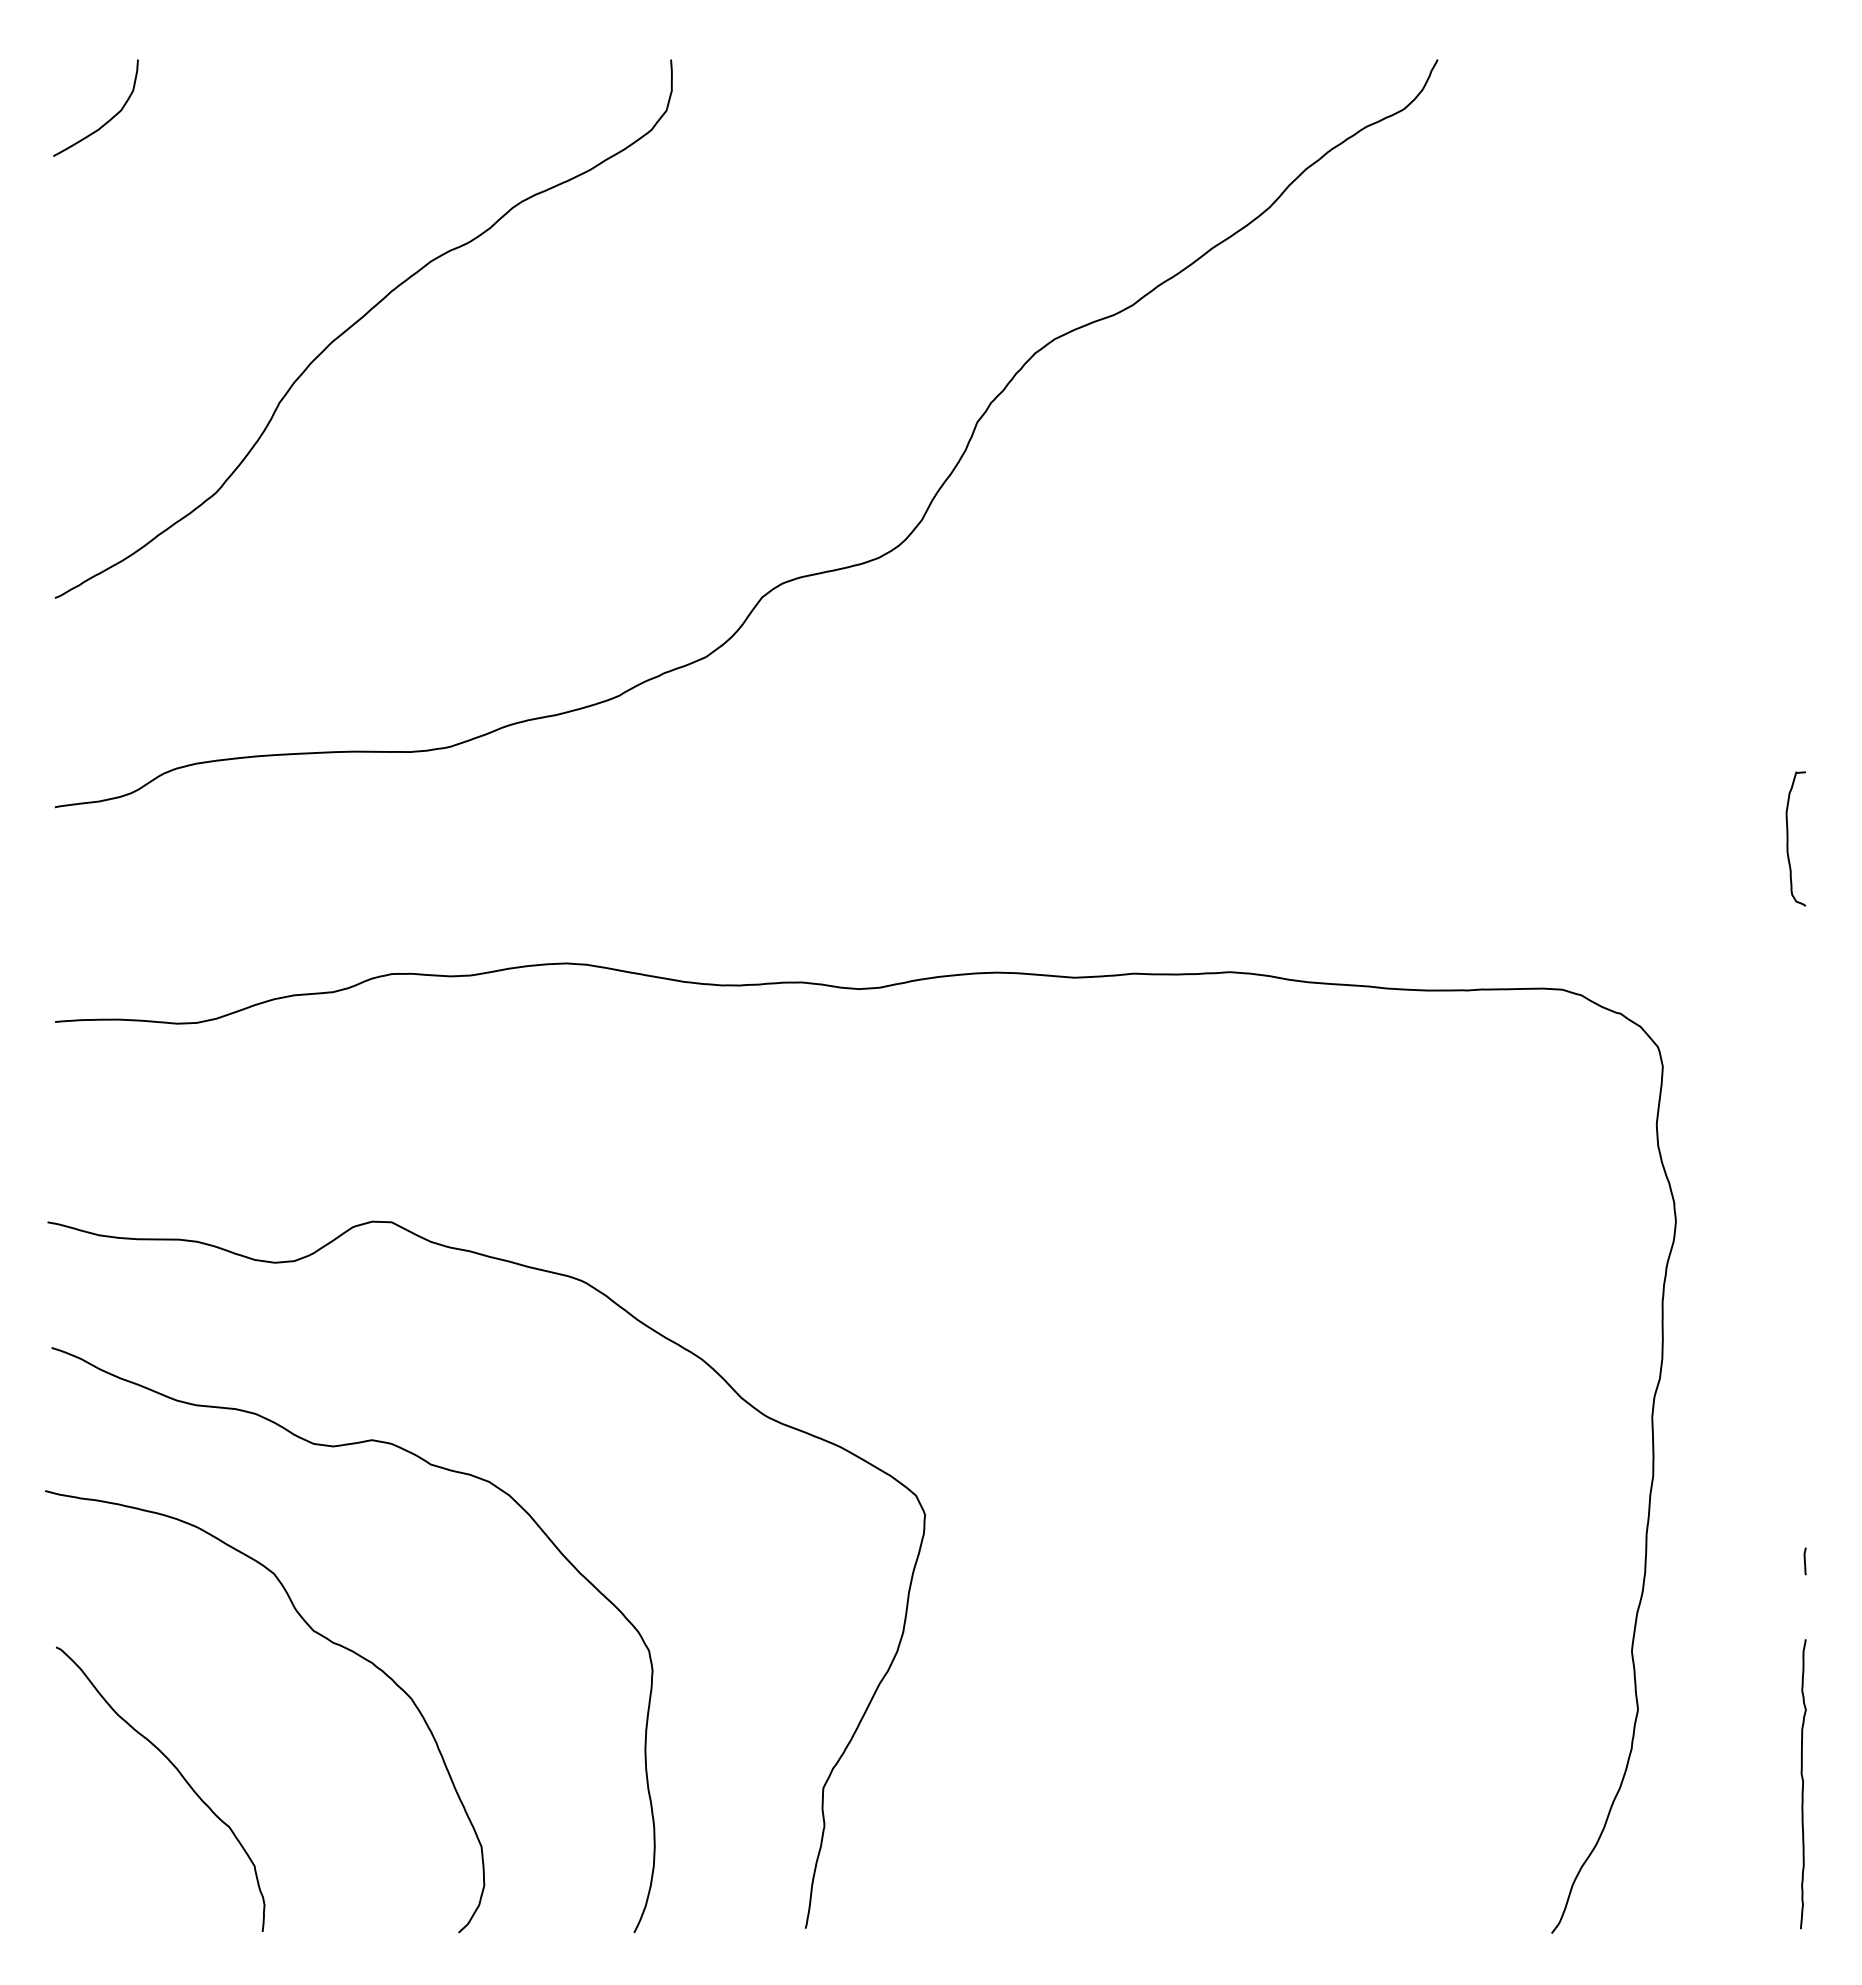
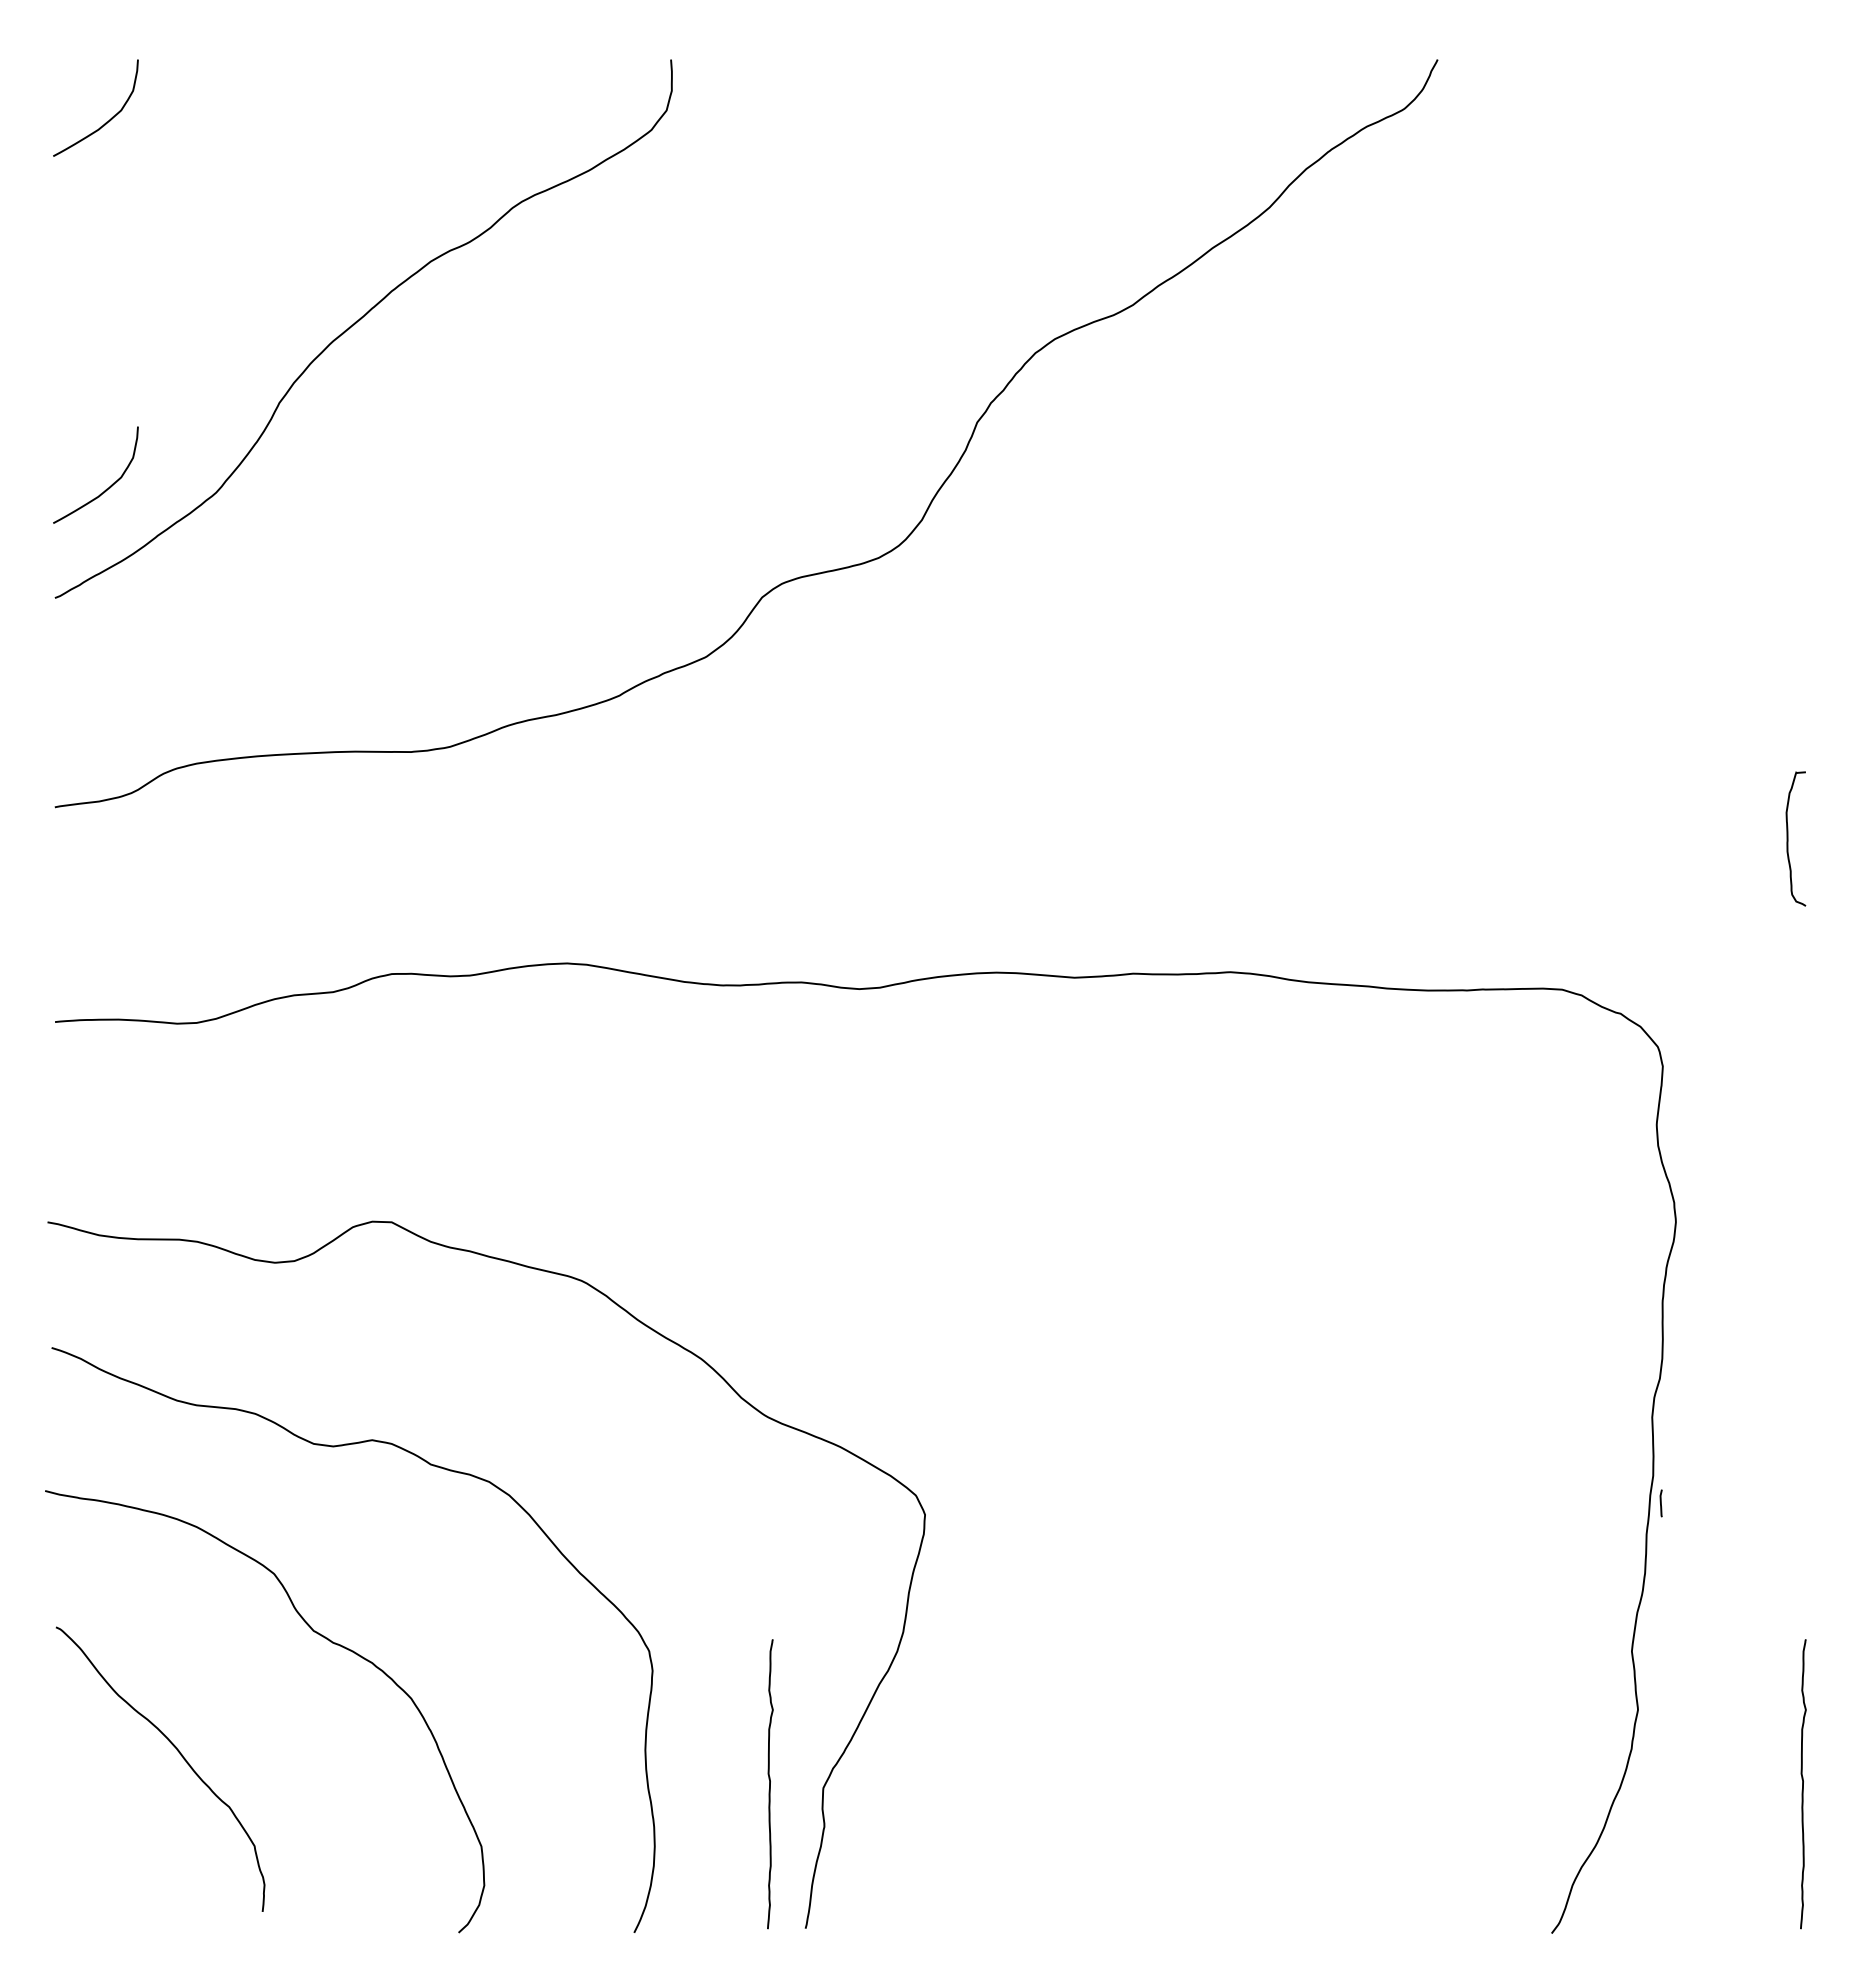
curve: none -> present (106, 488)
line position: (1804, 1561) -> (1660, 1503) (1660, 1503)
curve position: (180, 1775) -> (180, 1755) (180, 1755)
curve: none -> present (770, 1784)
